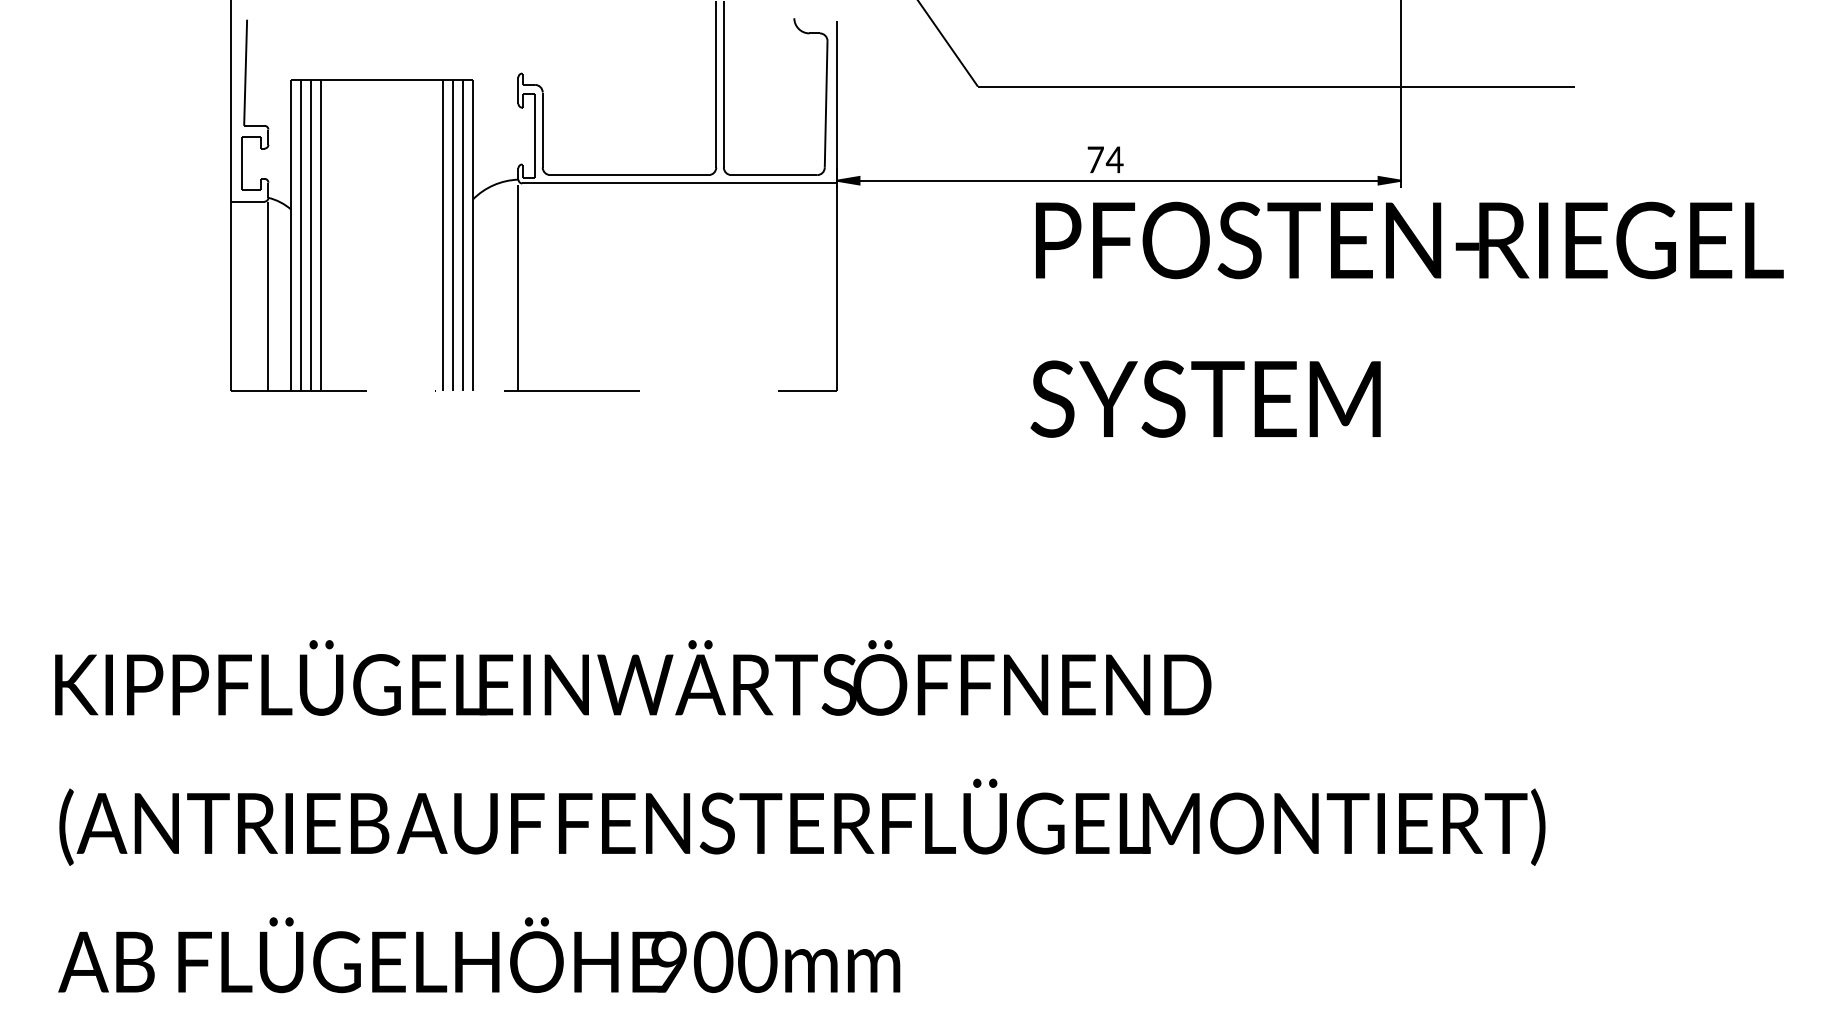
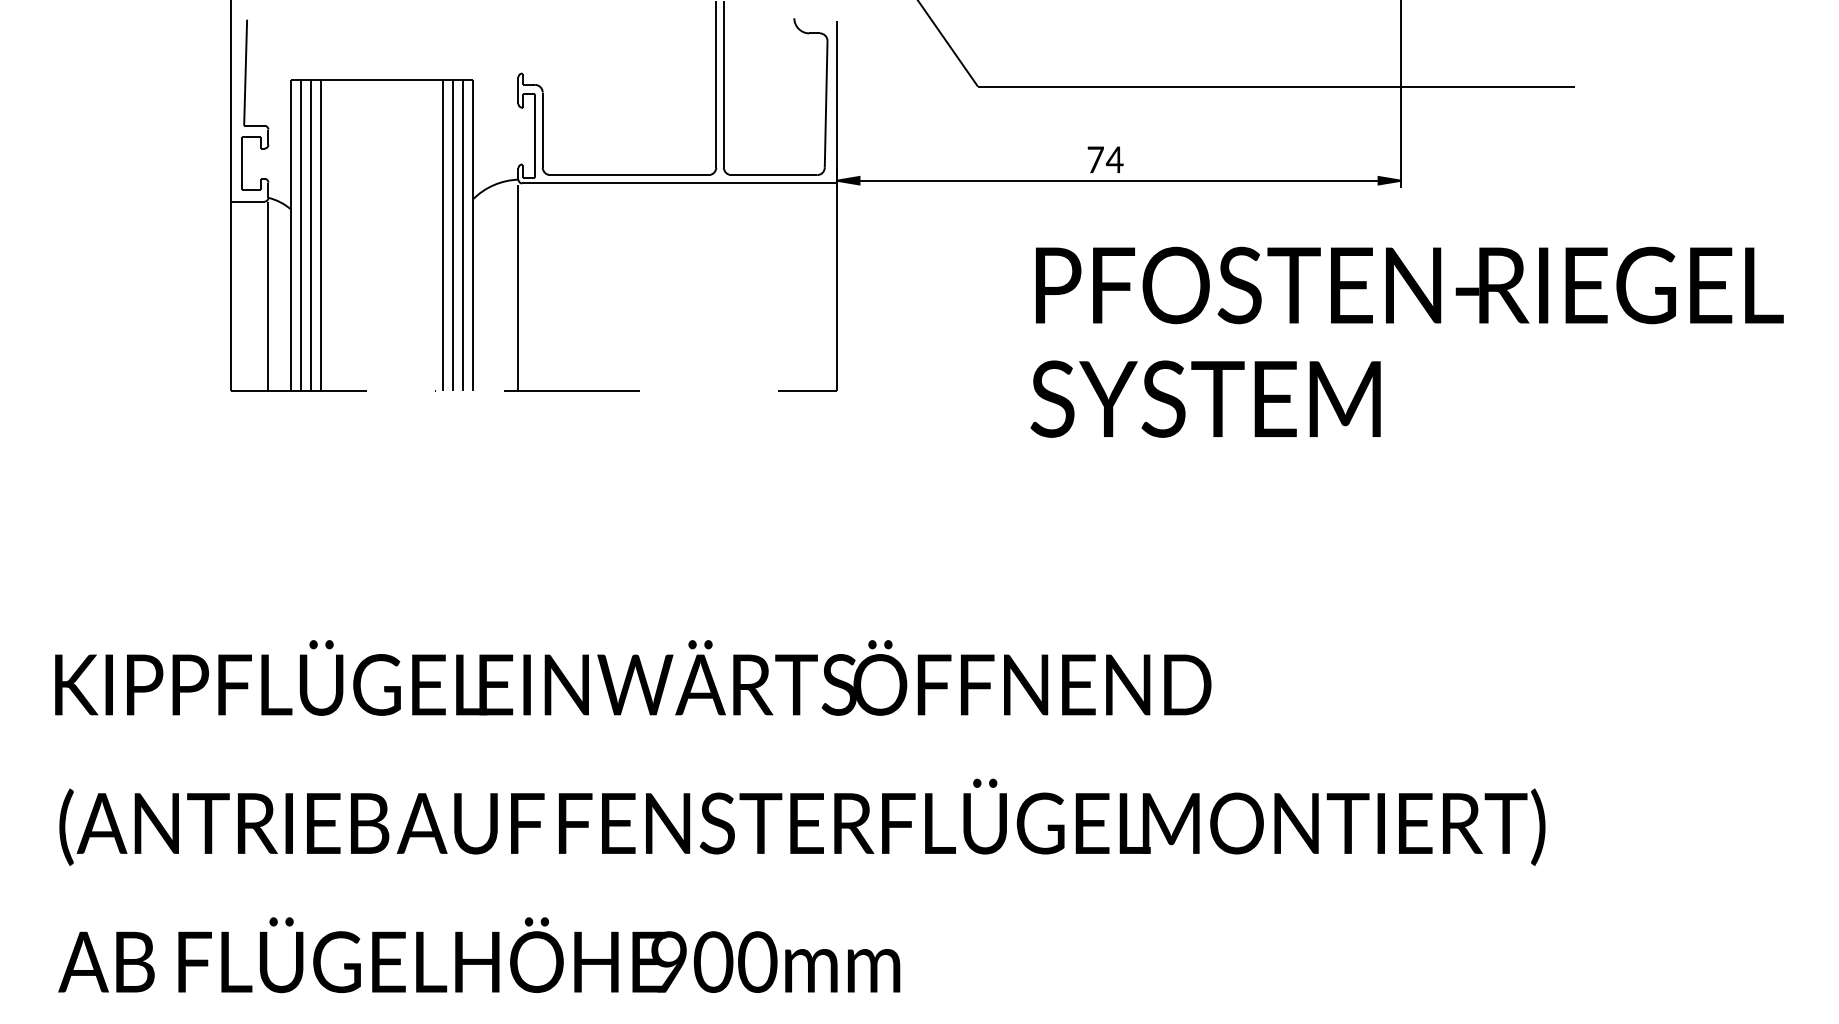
text position: (1409, 240) -> (1409, 285) (1409, 285)
